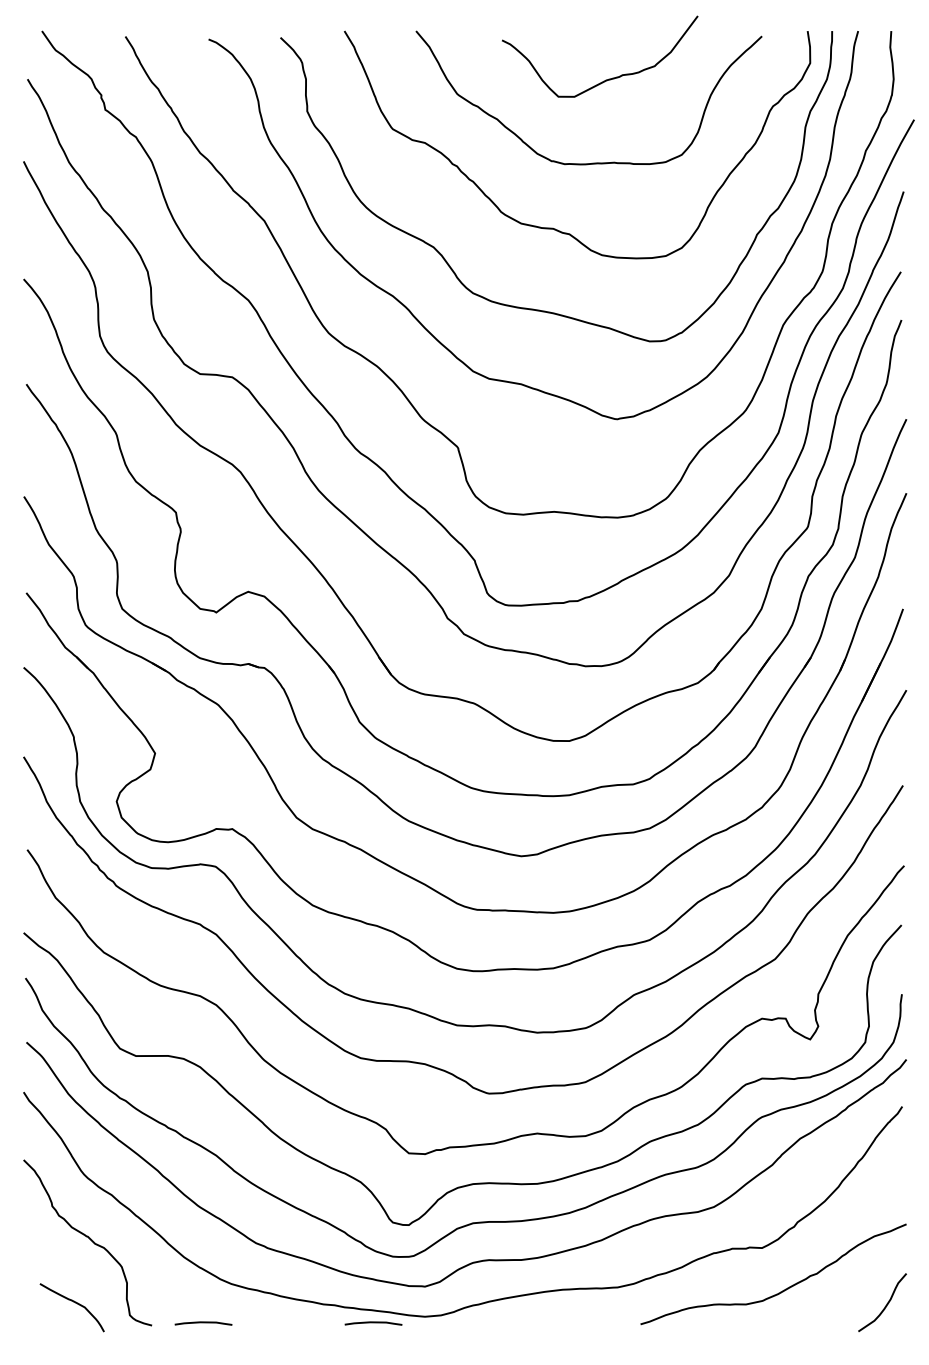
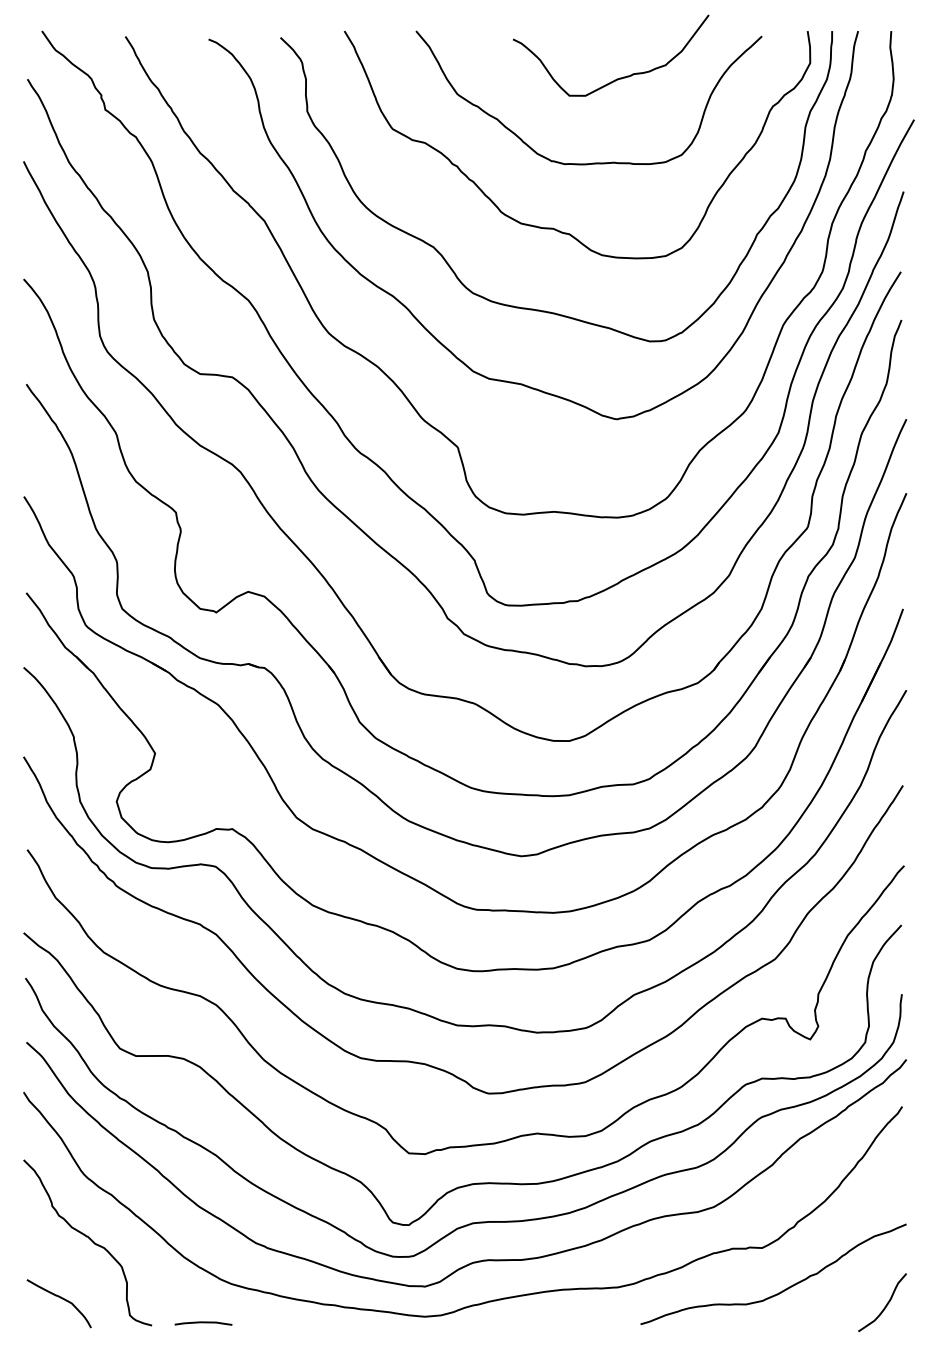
curve position: (608, 78) -> (619, 77) (619, 77)
curve position: (73, 1302) -> (60, 1298) (60, 1298)
curve: present -> none (373, 1323)
